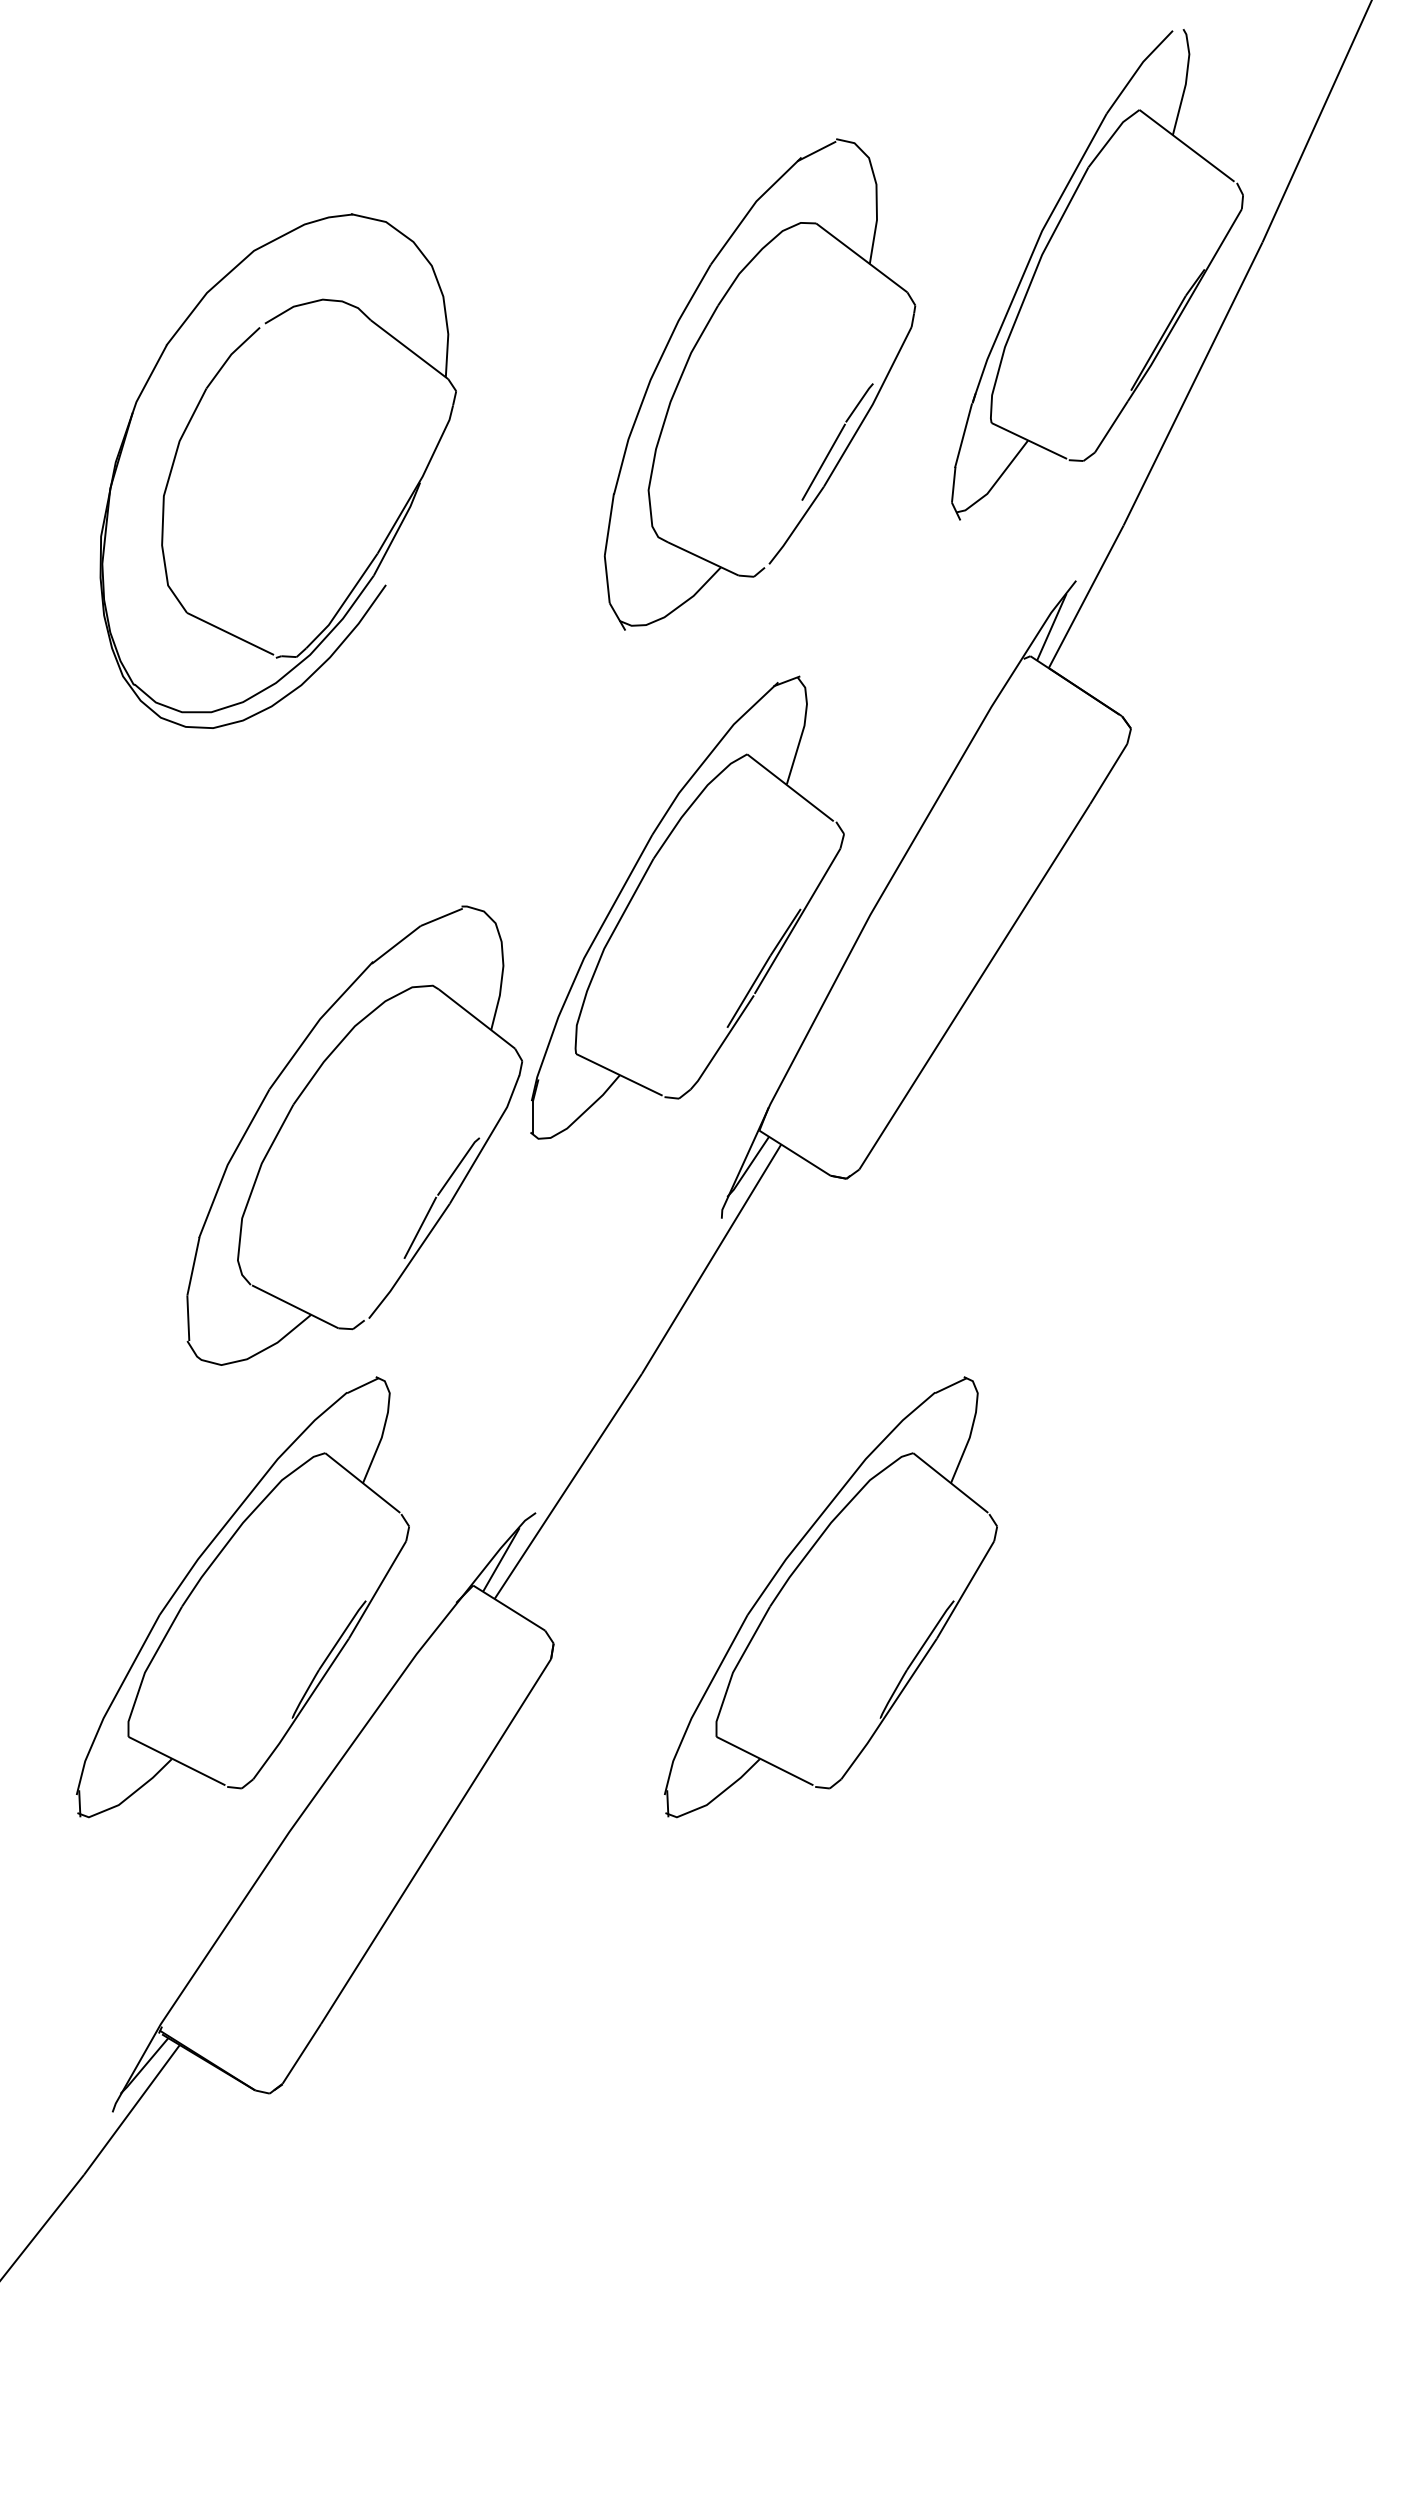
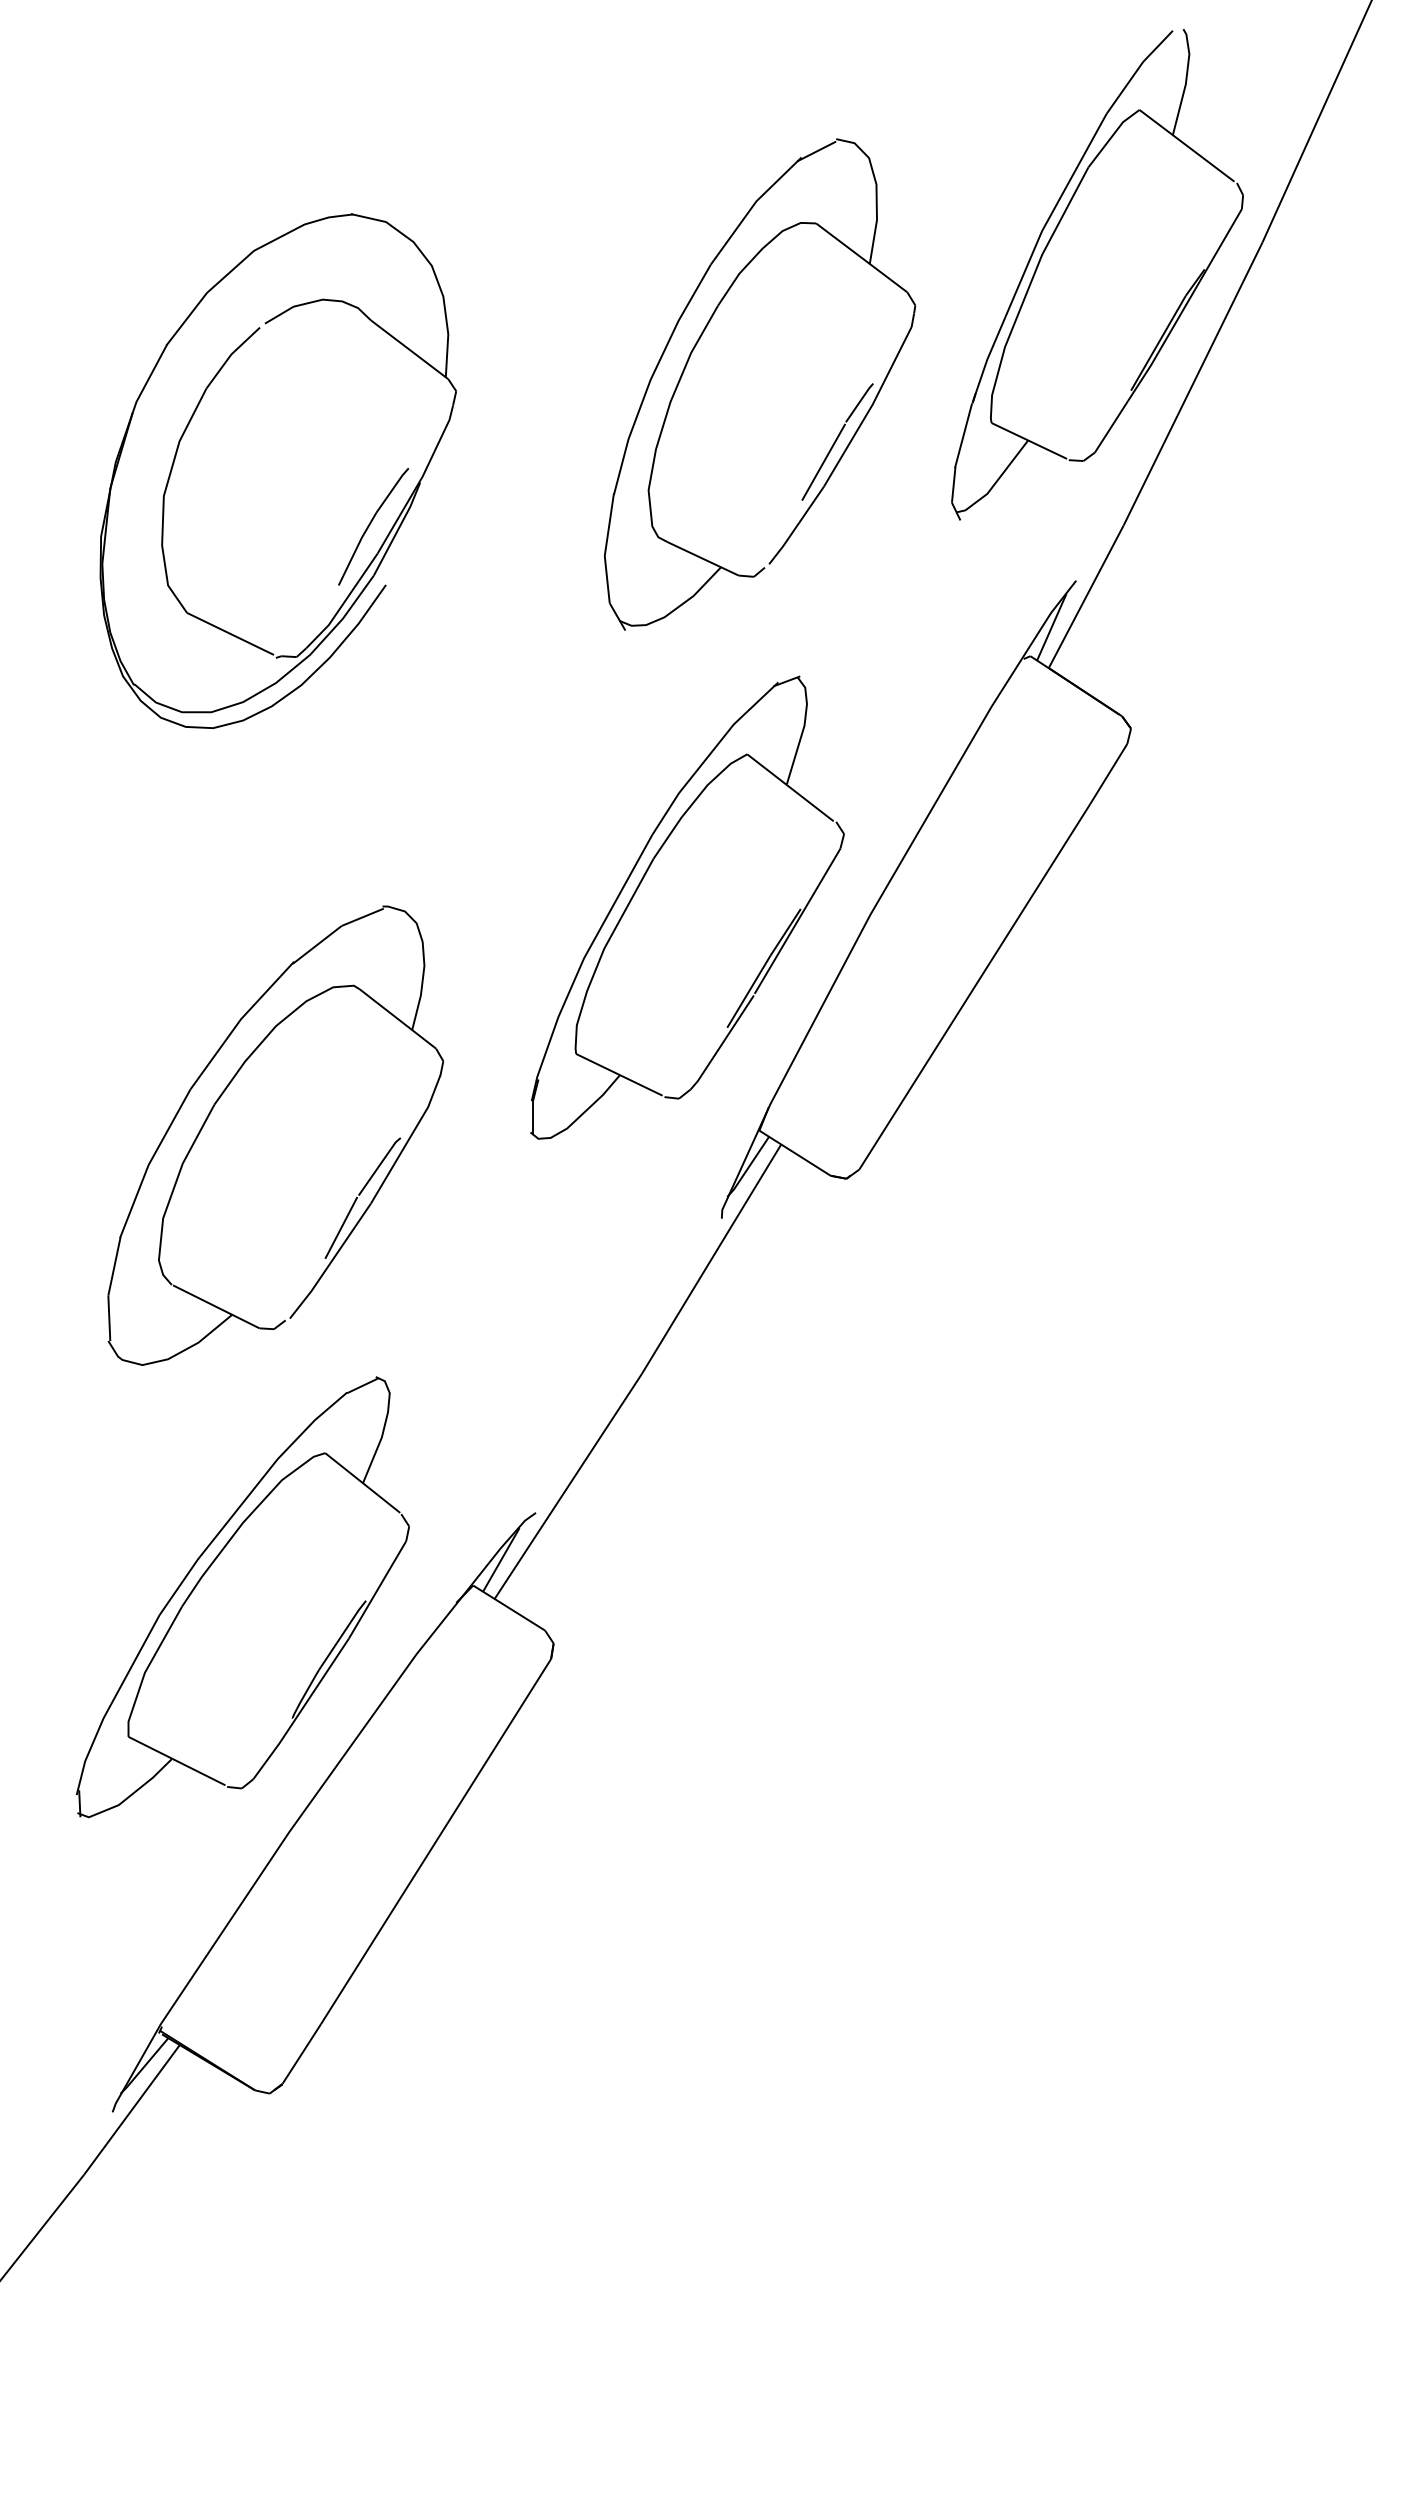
part: none -> present (373, 526)
part position: (301, 1095) -> (222, 1095) (222, 1095)
part: present -> none (795, 1571)
